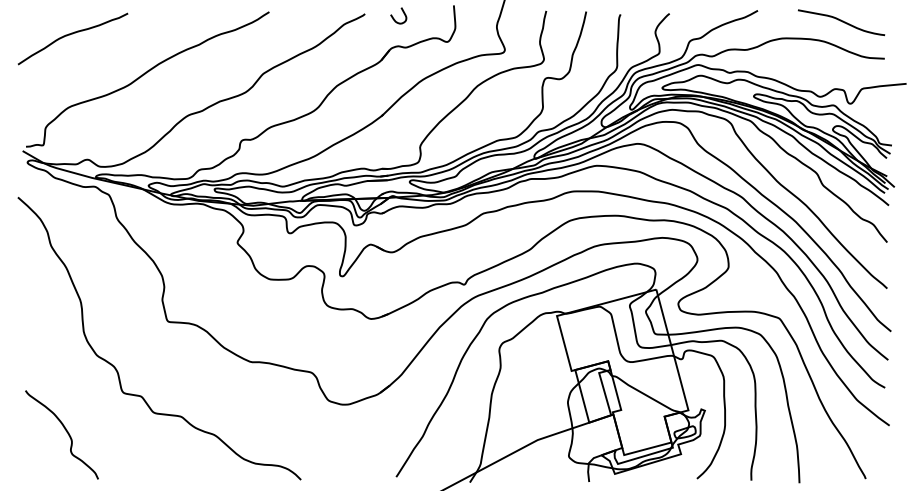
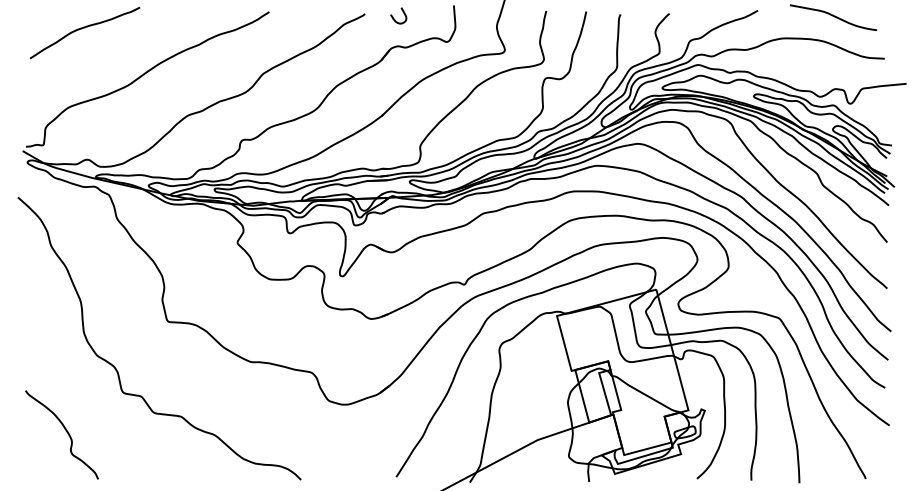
curve position: (841, 21) -> (833, 16) (833, 16)
curve position: (72, 34) -> (84, 28) (84, 28)
